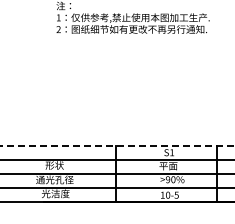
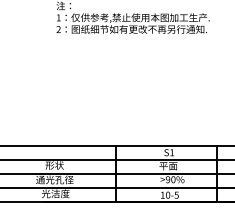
line: dashed -> solid (117, 145)
